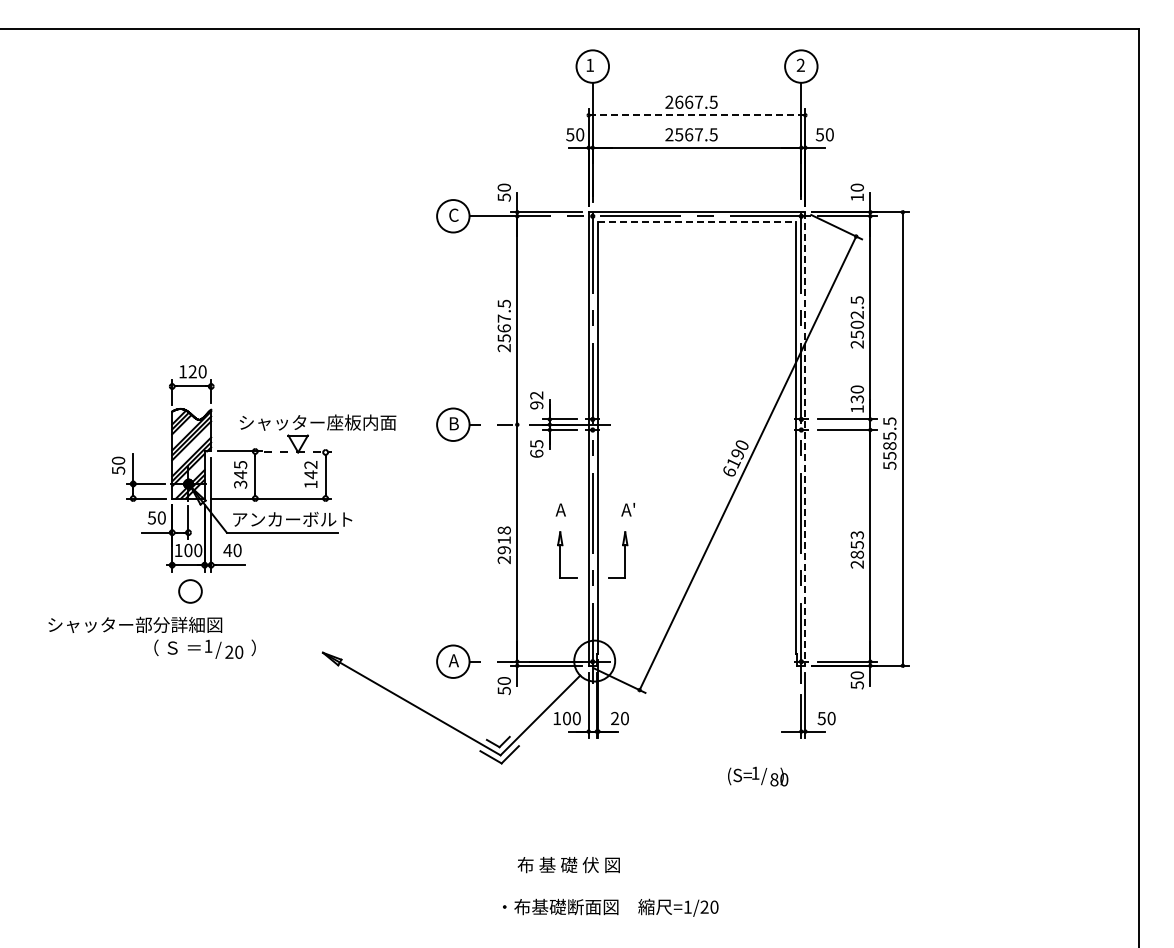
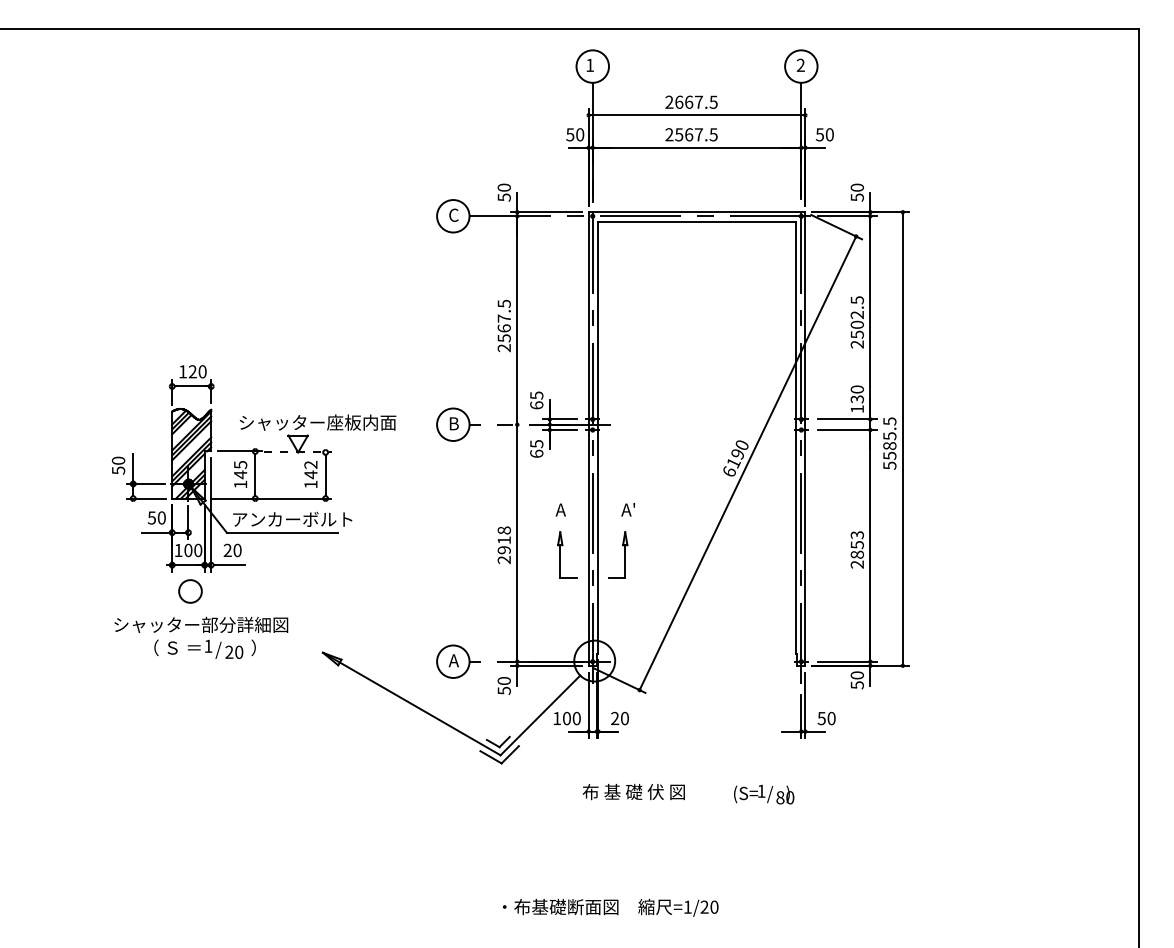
line: dashed -> solid (697, 115)
text: 10 -> 50 (856, 197)
line: dashed -> solid (697, 221)
text: 92 -> 65 (536, 400)
line: dashed -> solid (805, 439)
text: 345 -> 145 (240, 484)
text: 40 -> 20 (227, 549)
text position: (135, 624) -> (201, 624) (201, 624)
text position: (758, 776) -> (764, 794) (764, 794)
text position: (568, 864) -> (633, 791) (633, 791)
